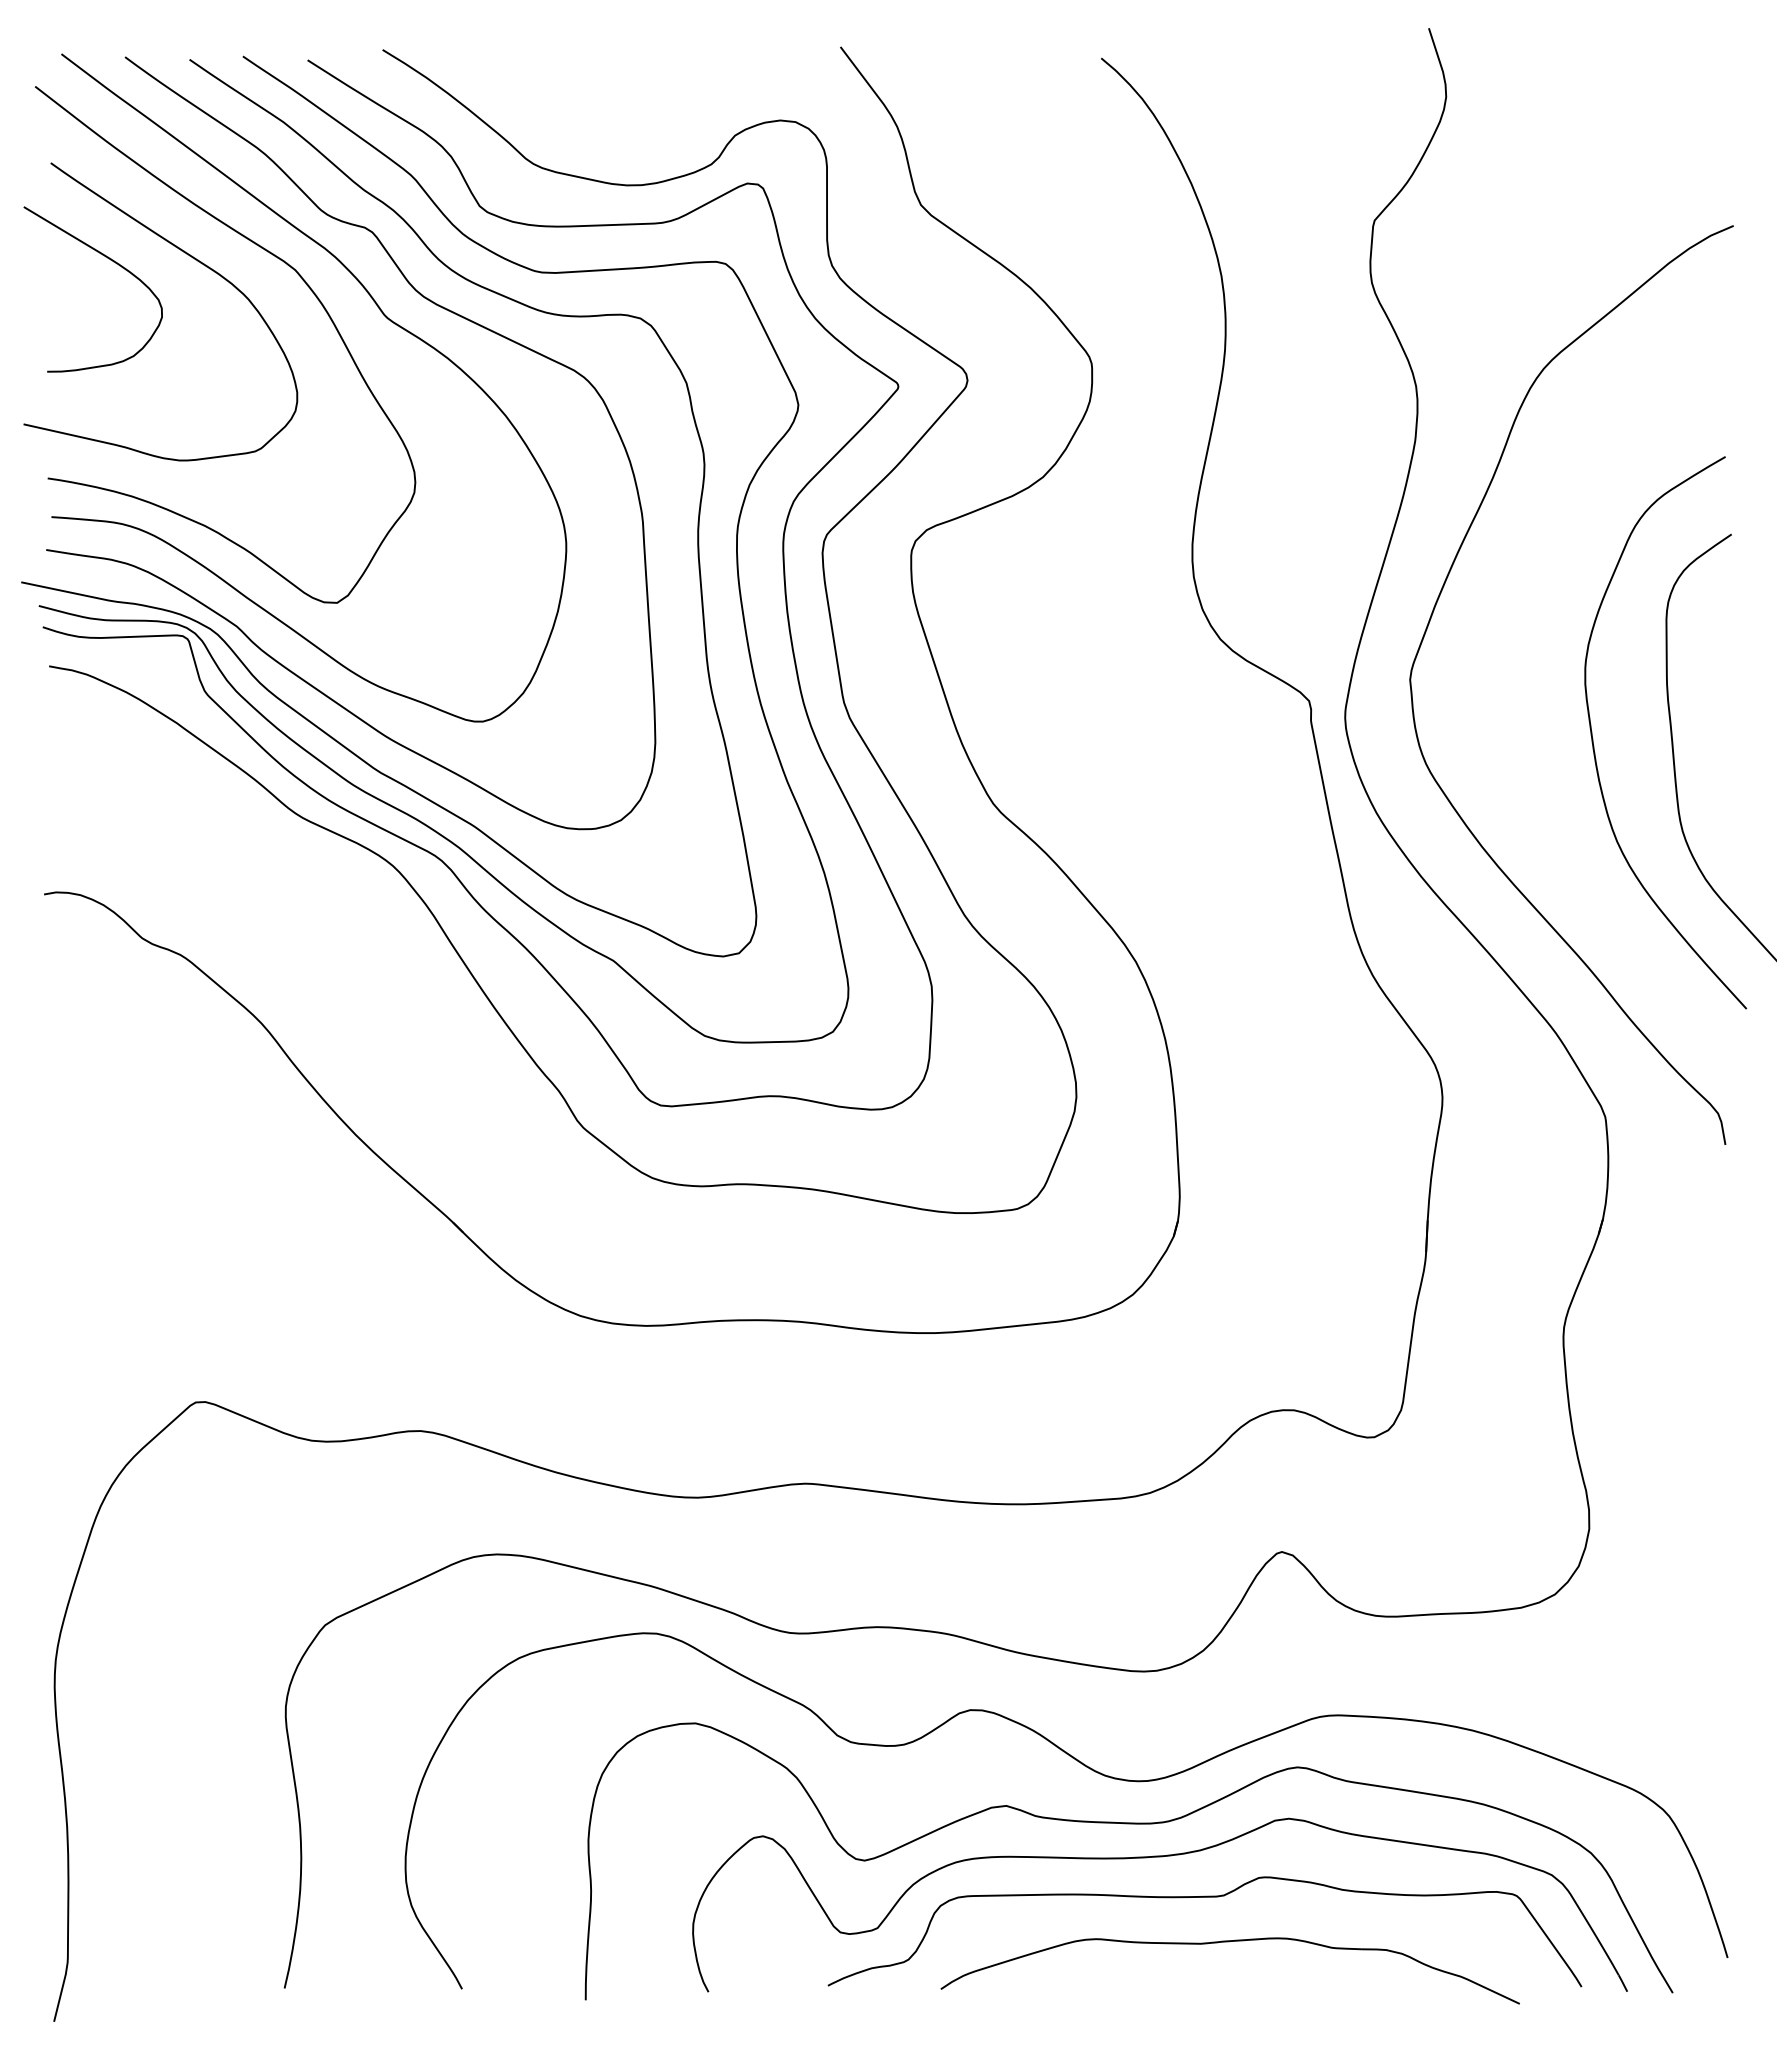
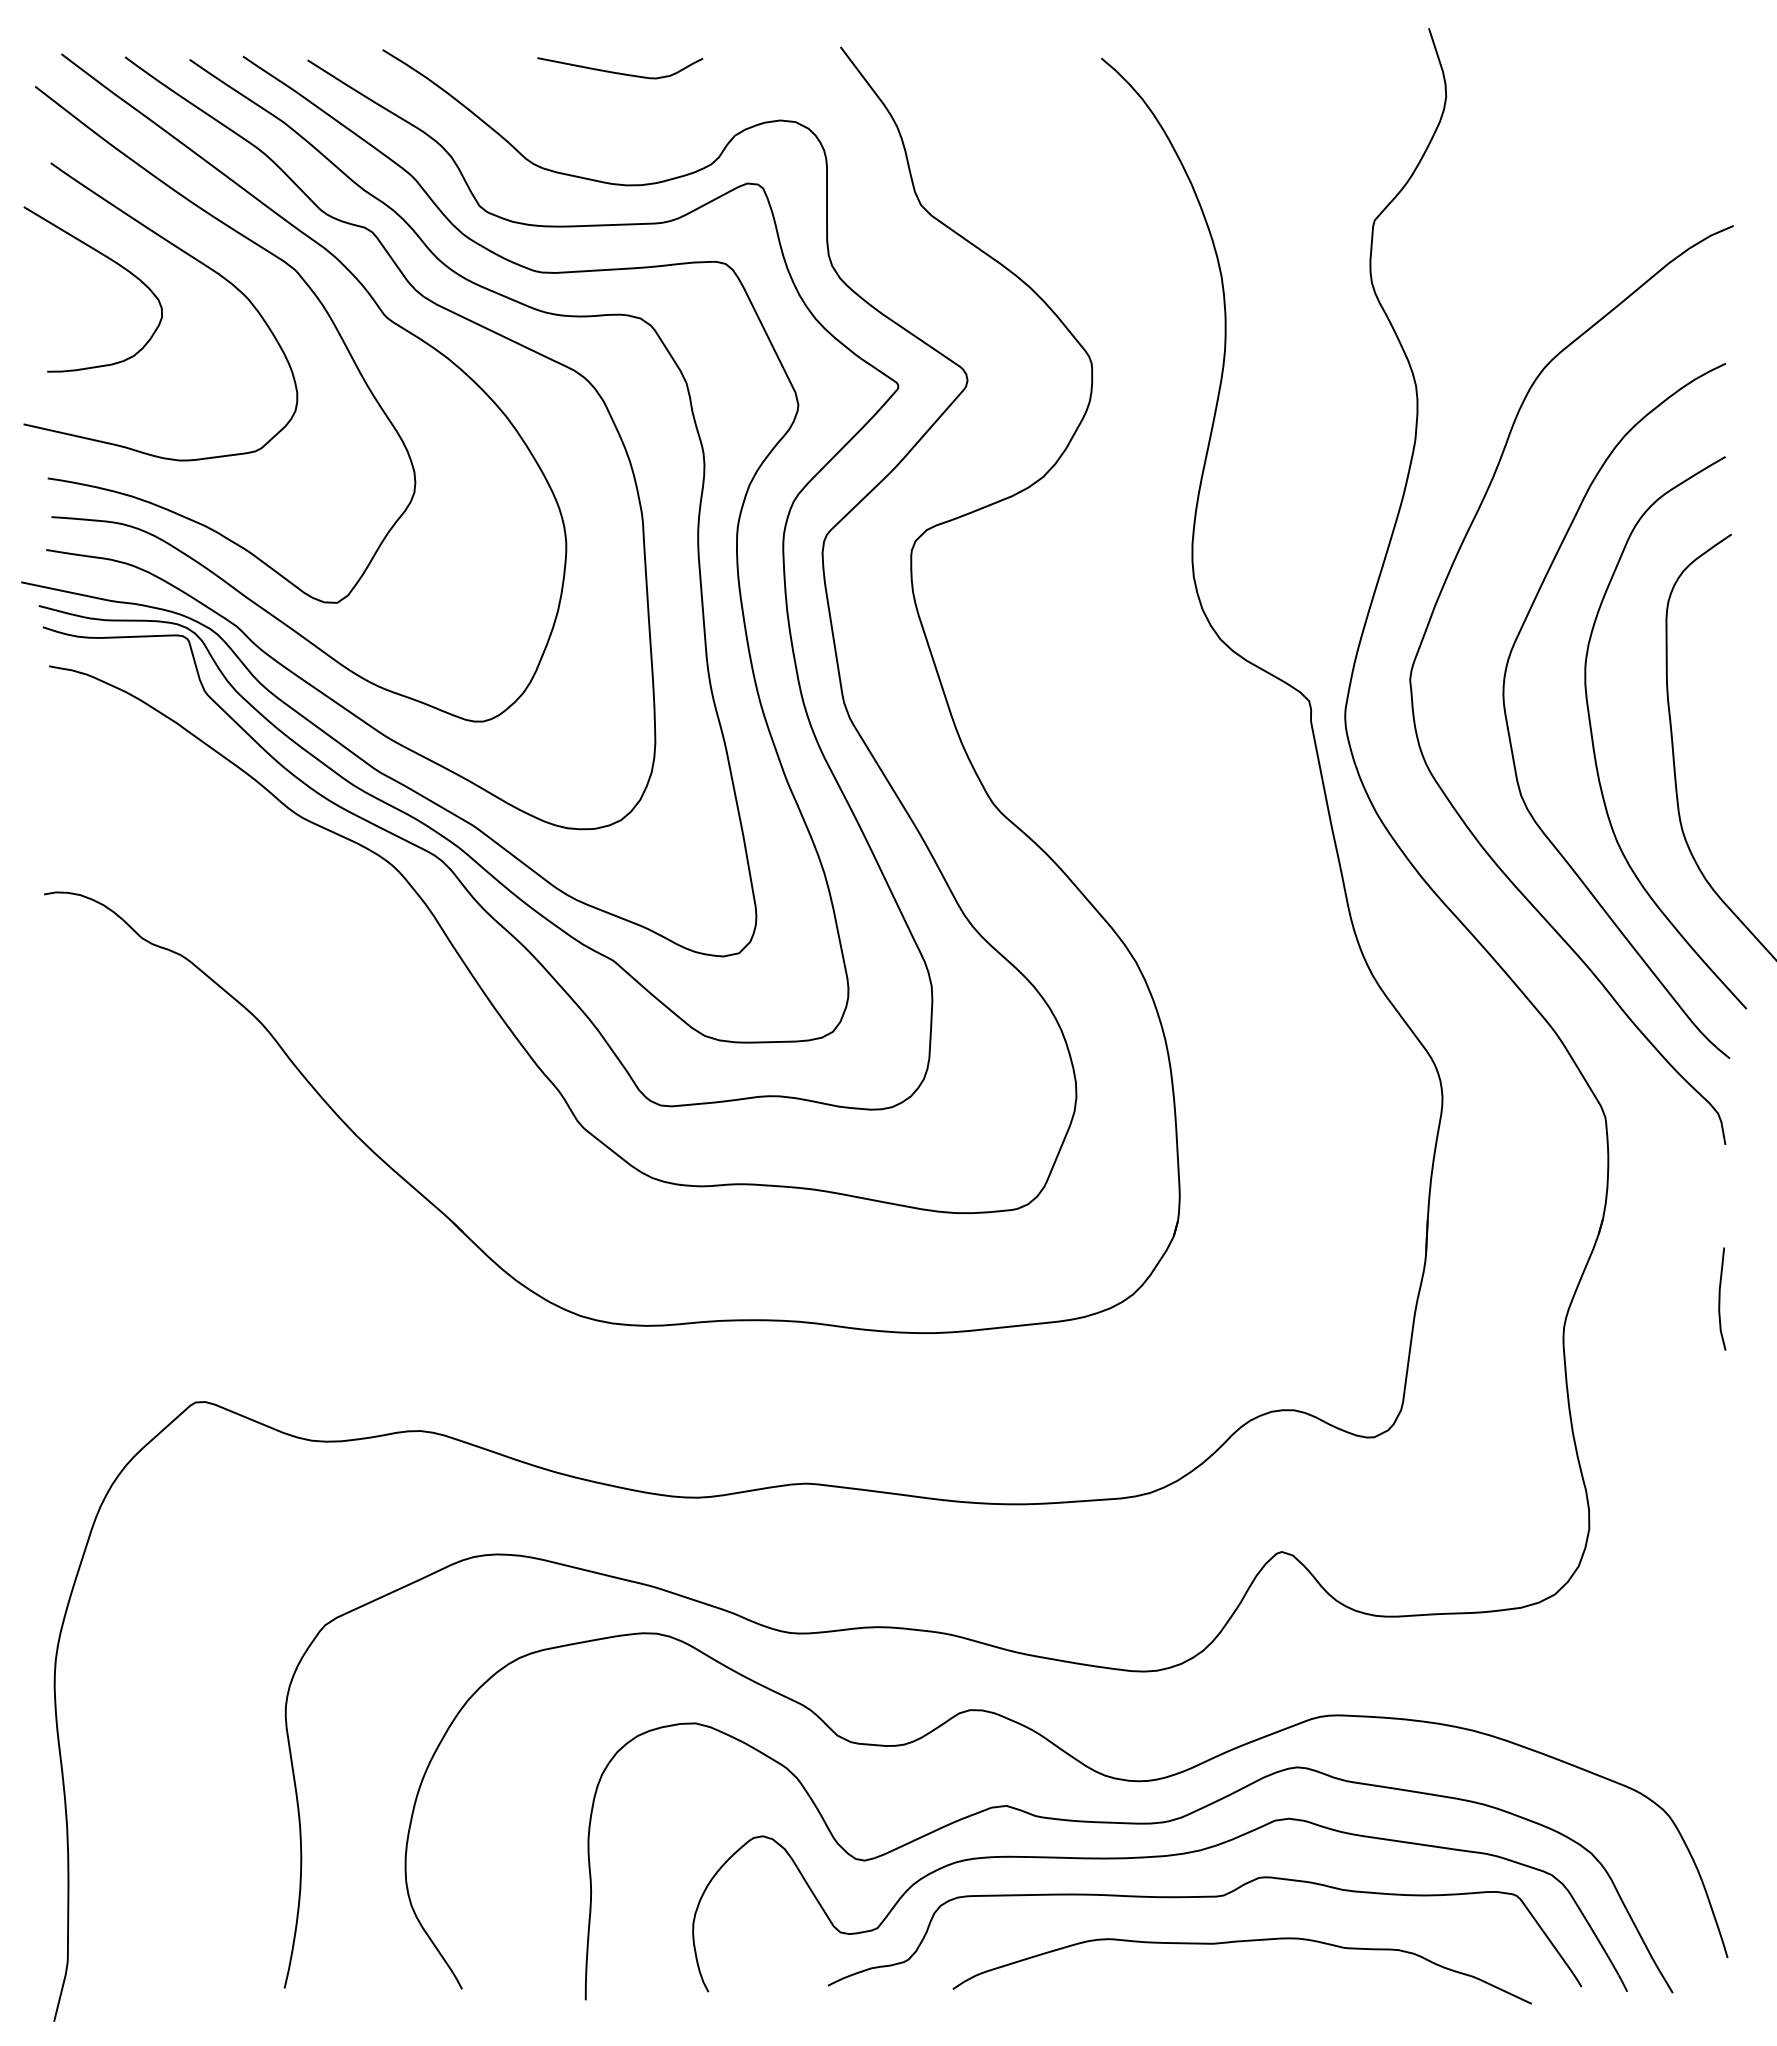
curve: none -> present (620, 72)
curve: none -> present (1509, 730)
curve: none -> present (1720, 1298)
part position: (1229, 1942) -> (1241, 1942) (1241, 1942)
